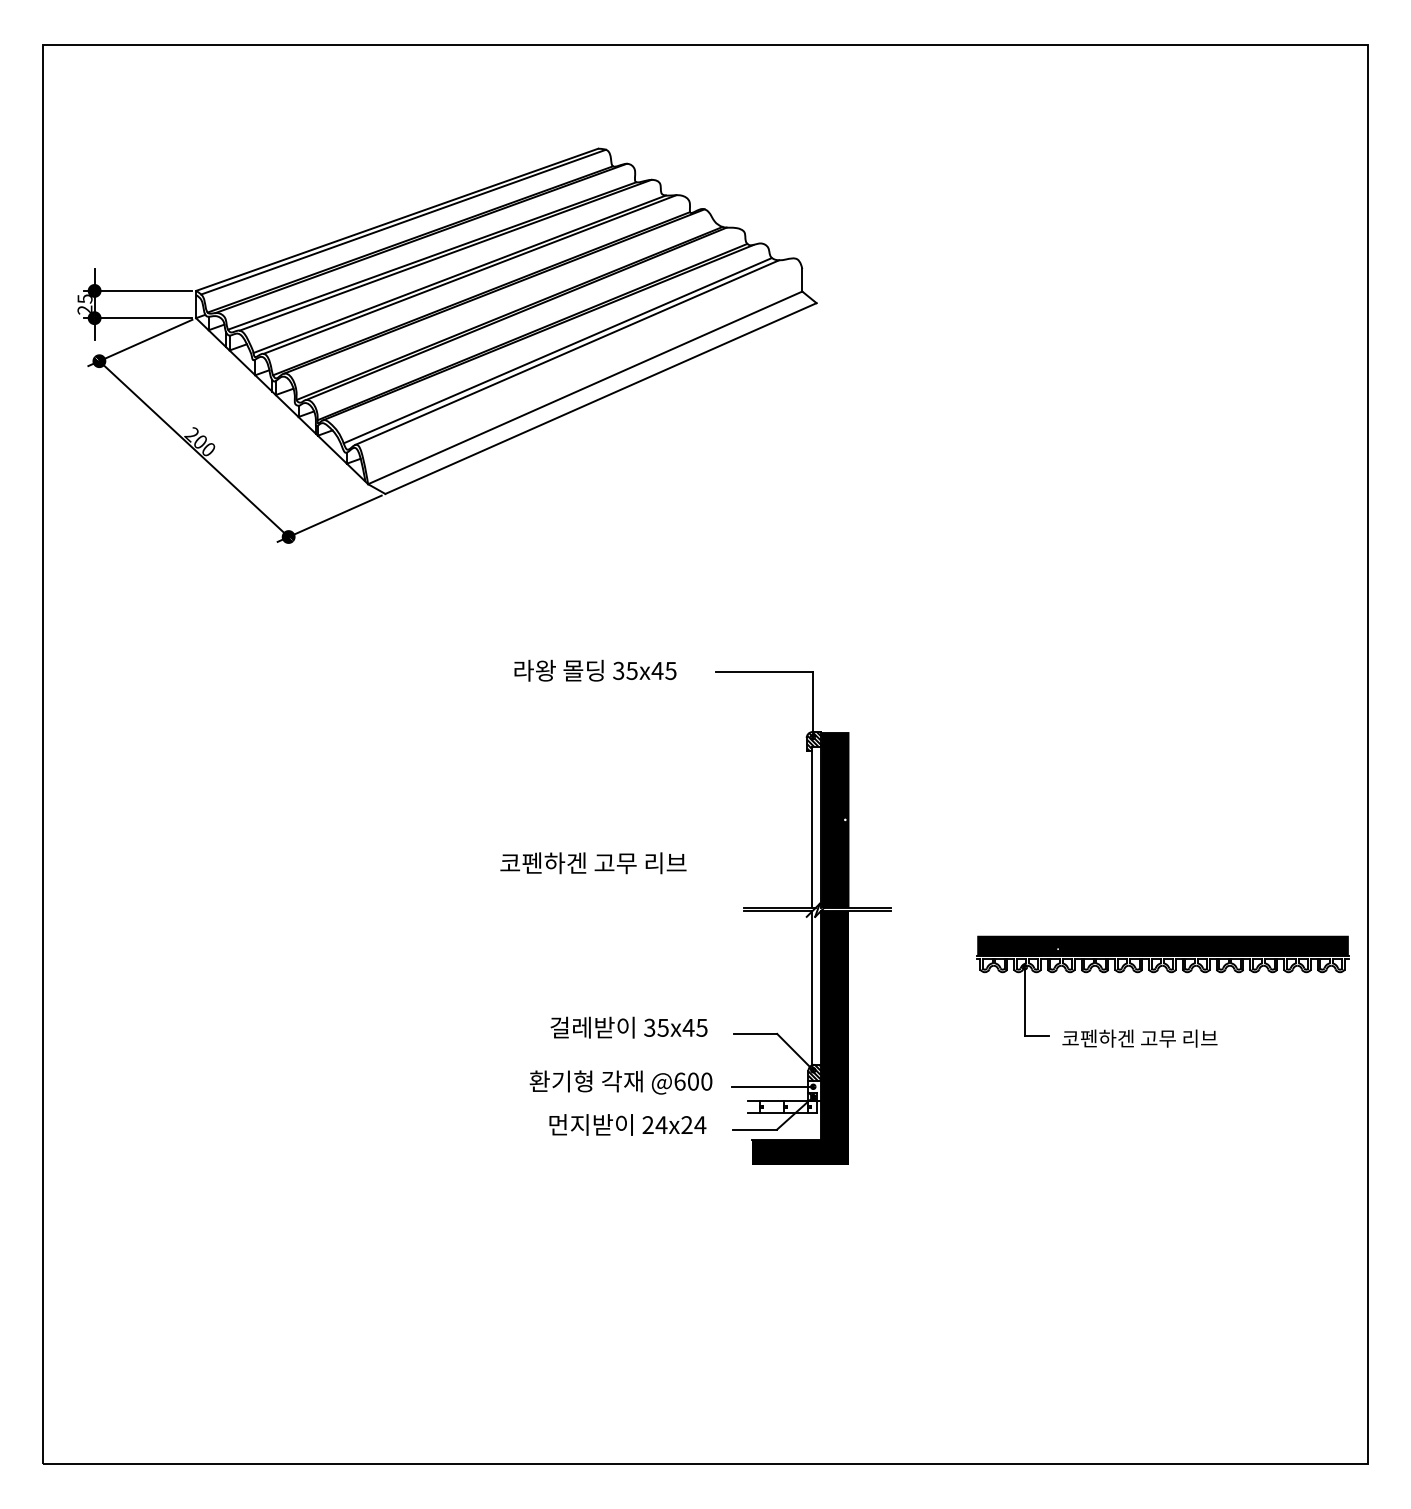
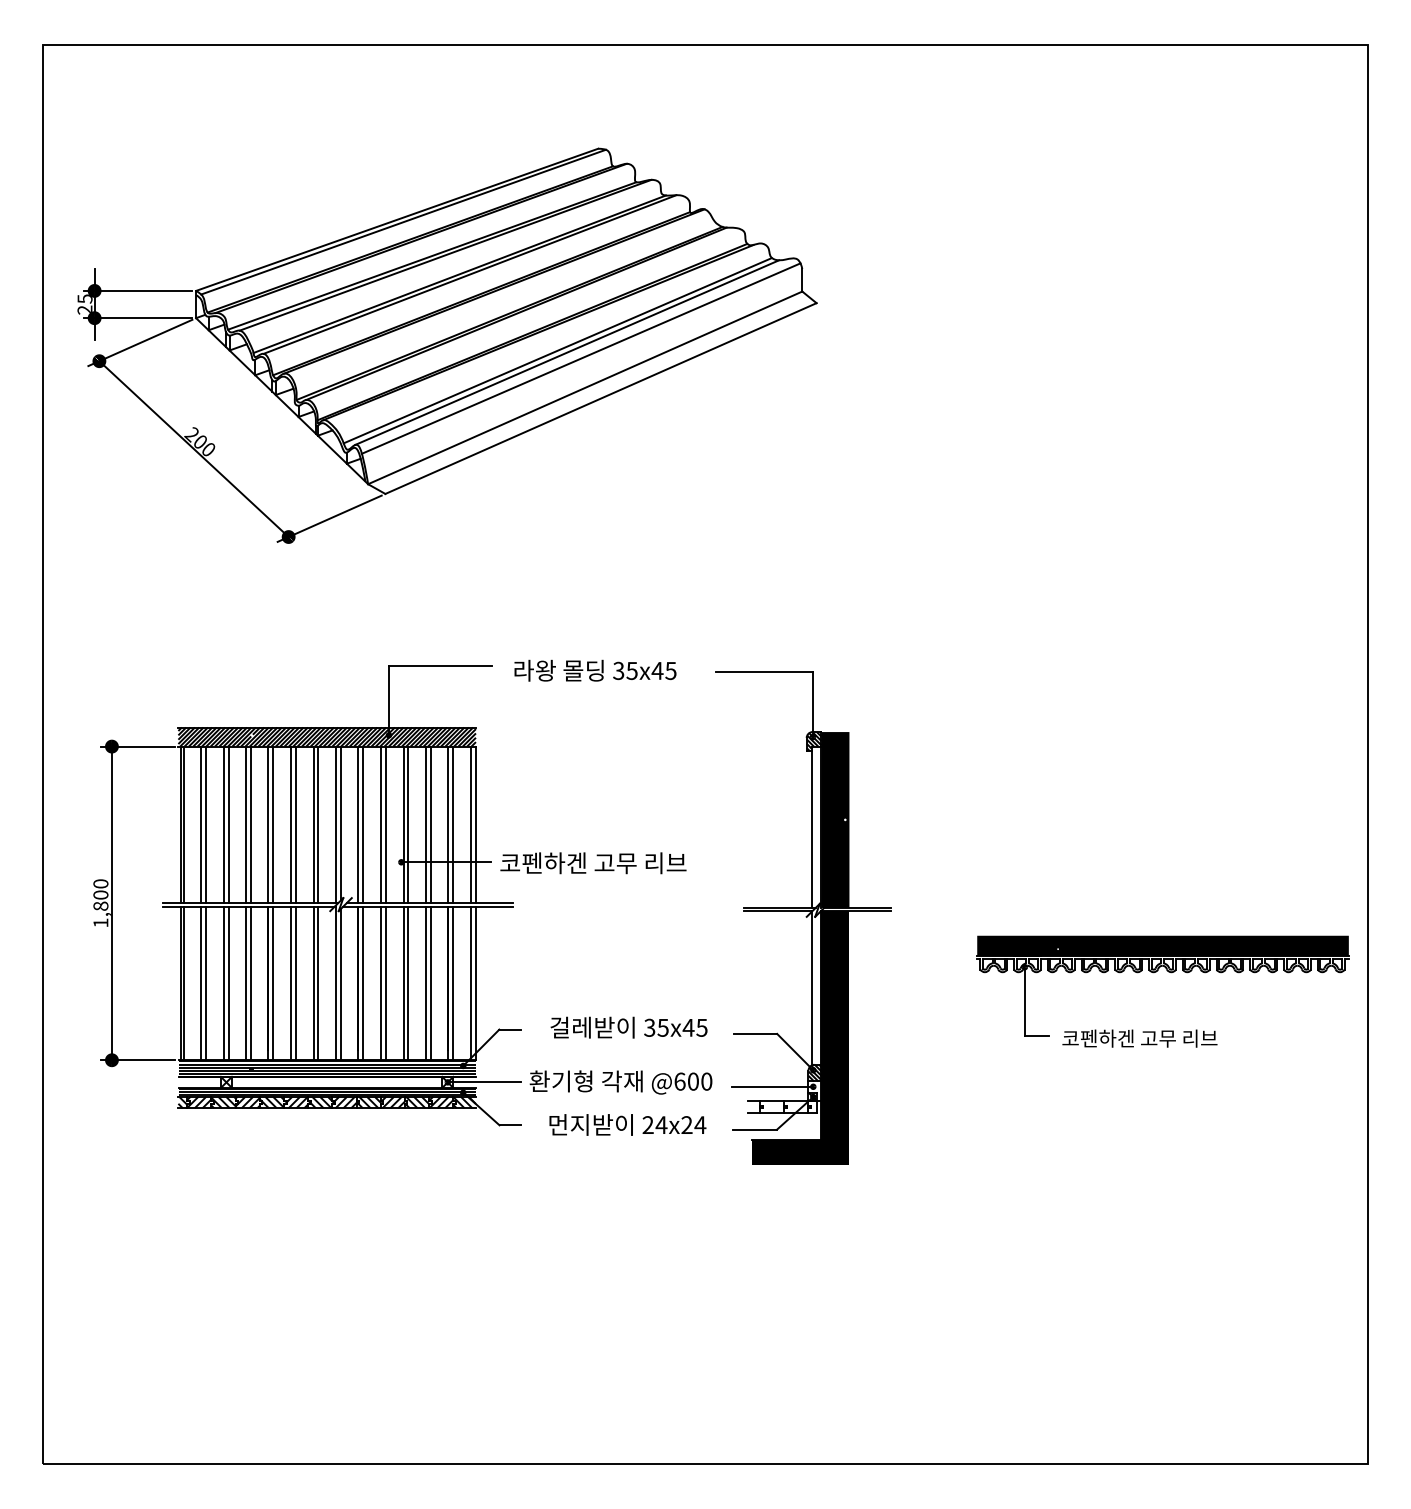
line: none -> present (580, 358)
part: none -> present (307, 895)
